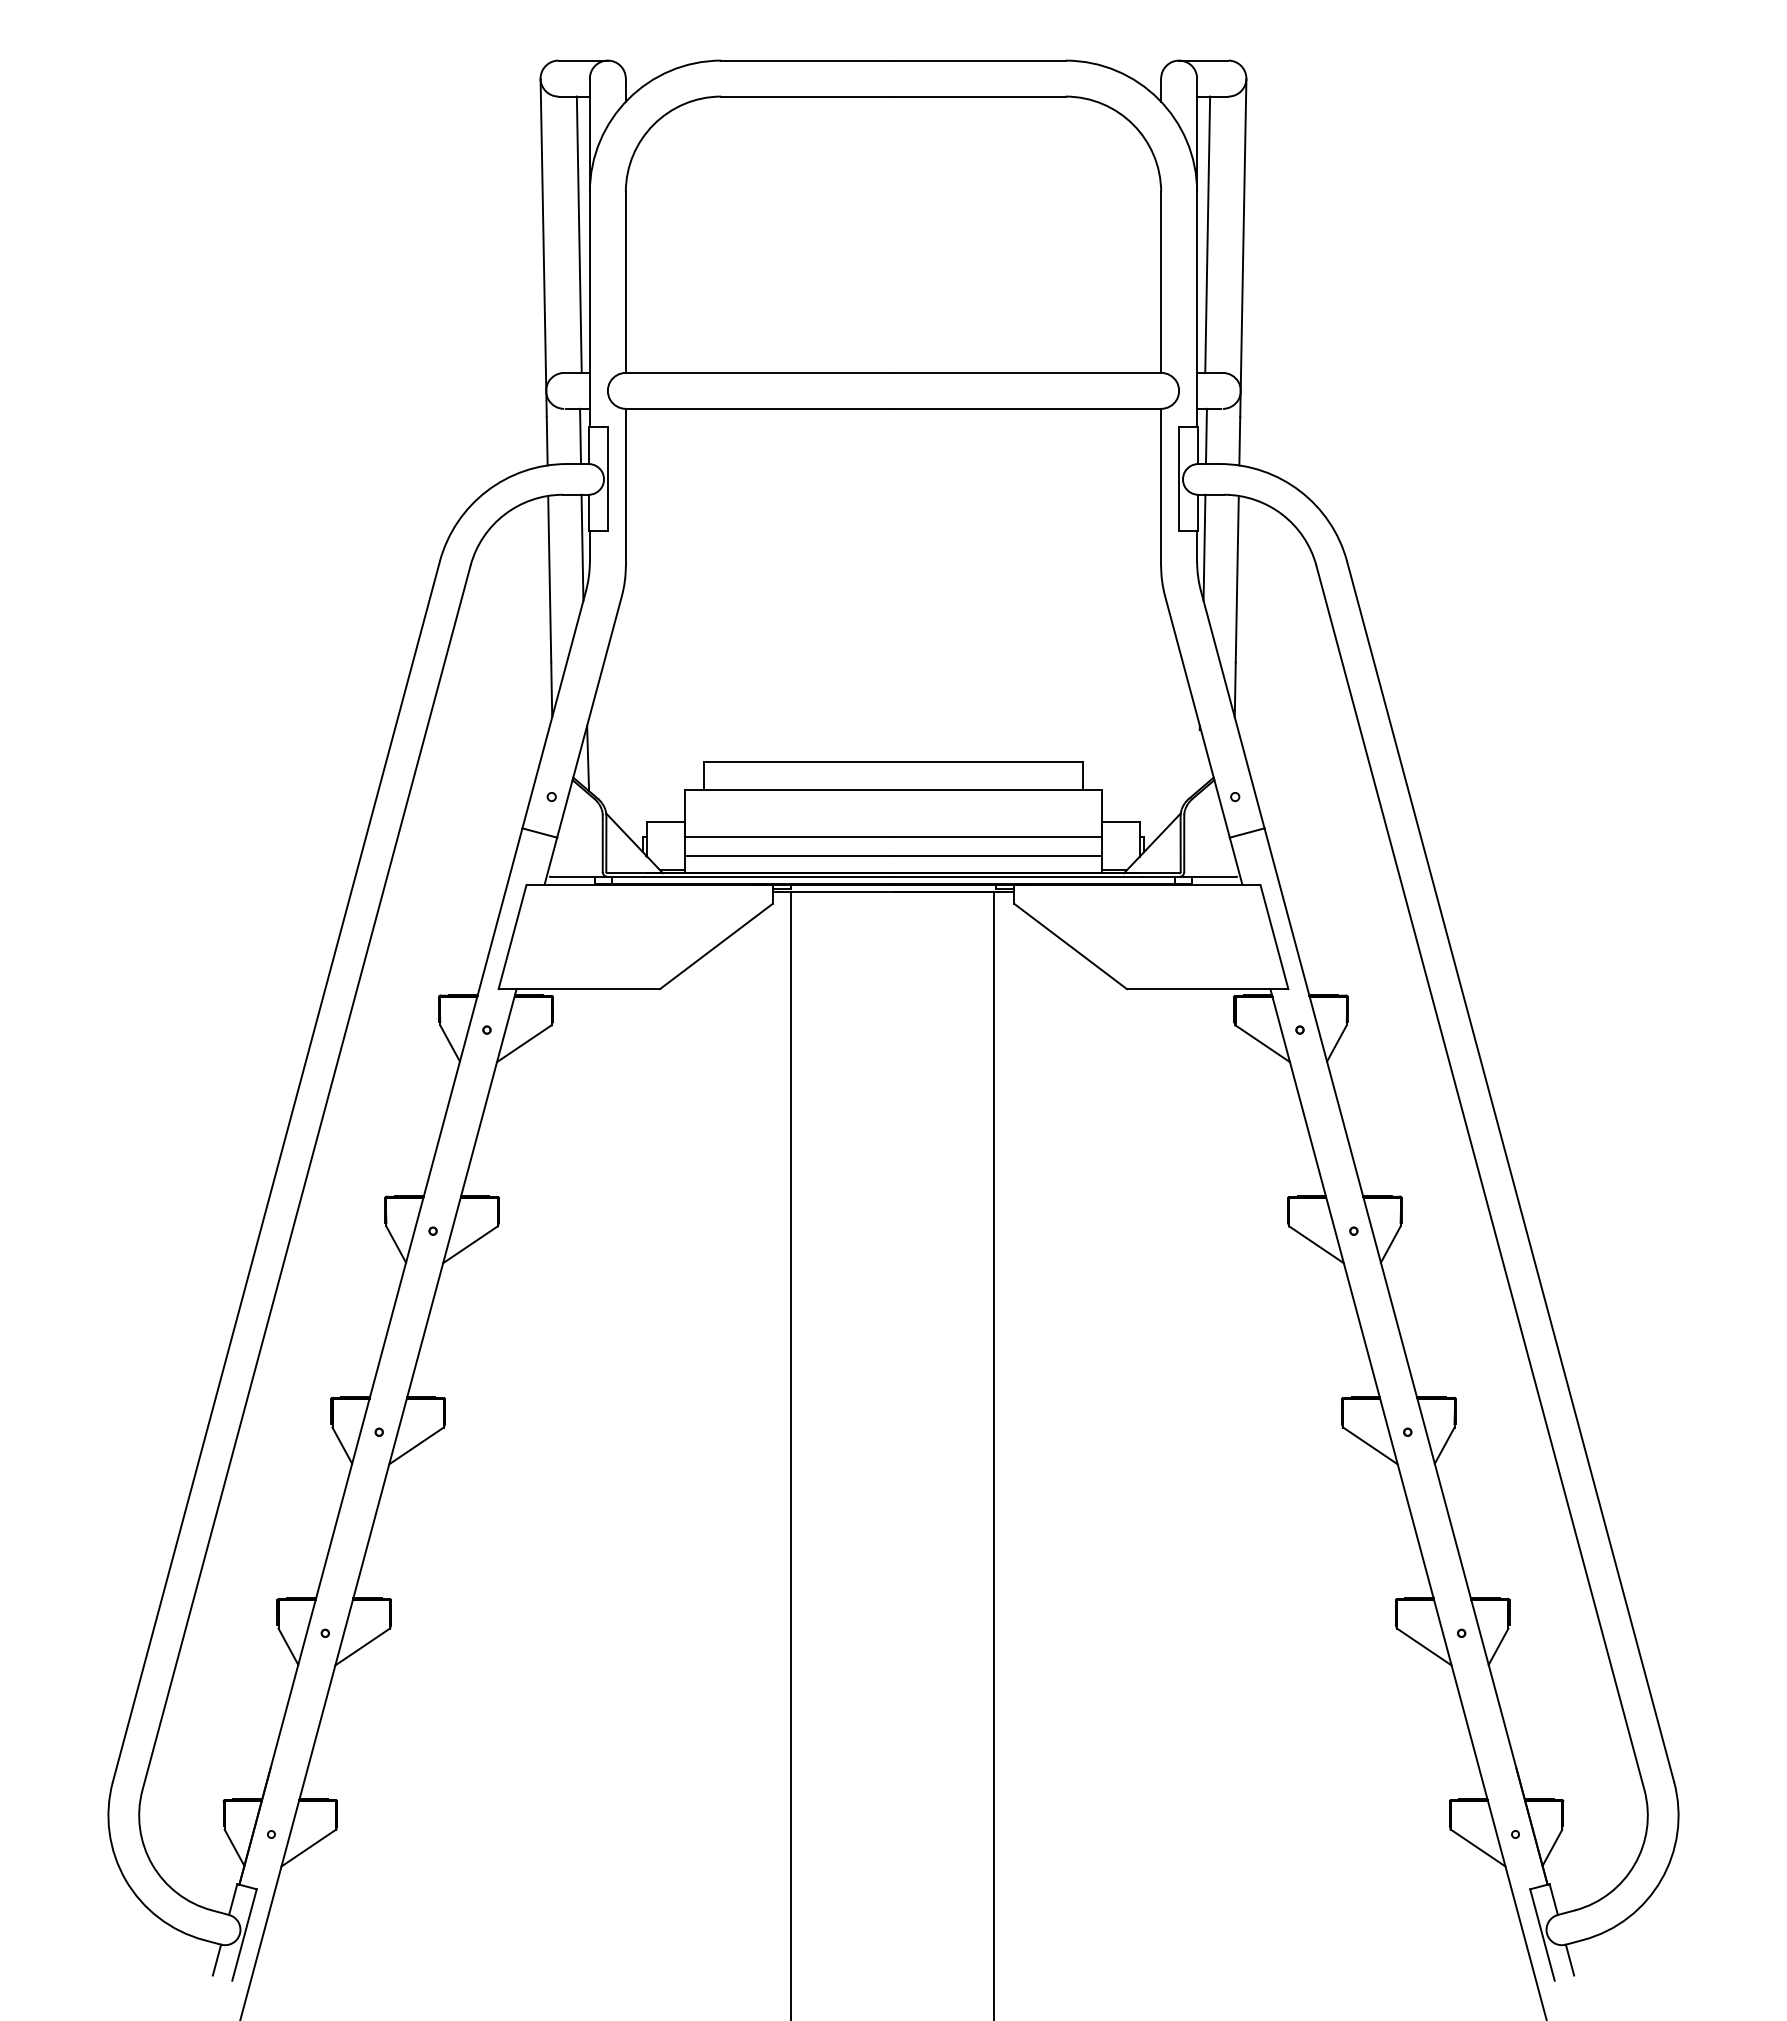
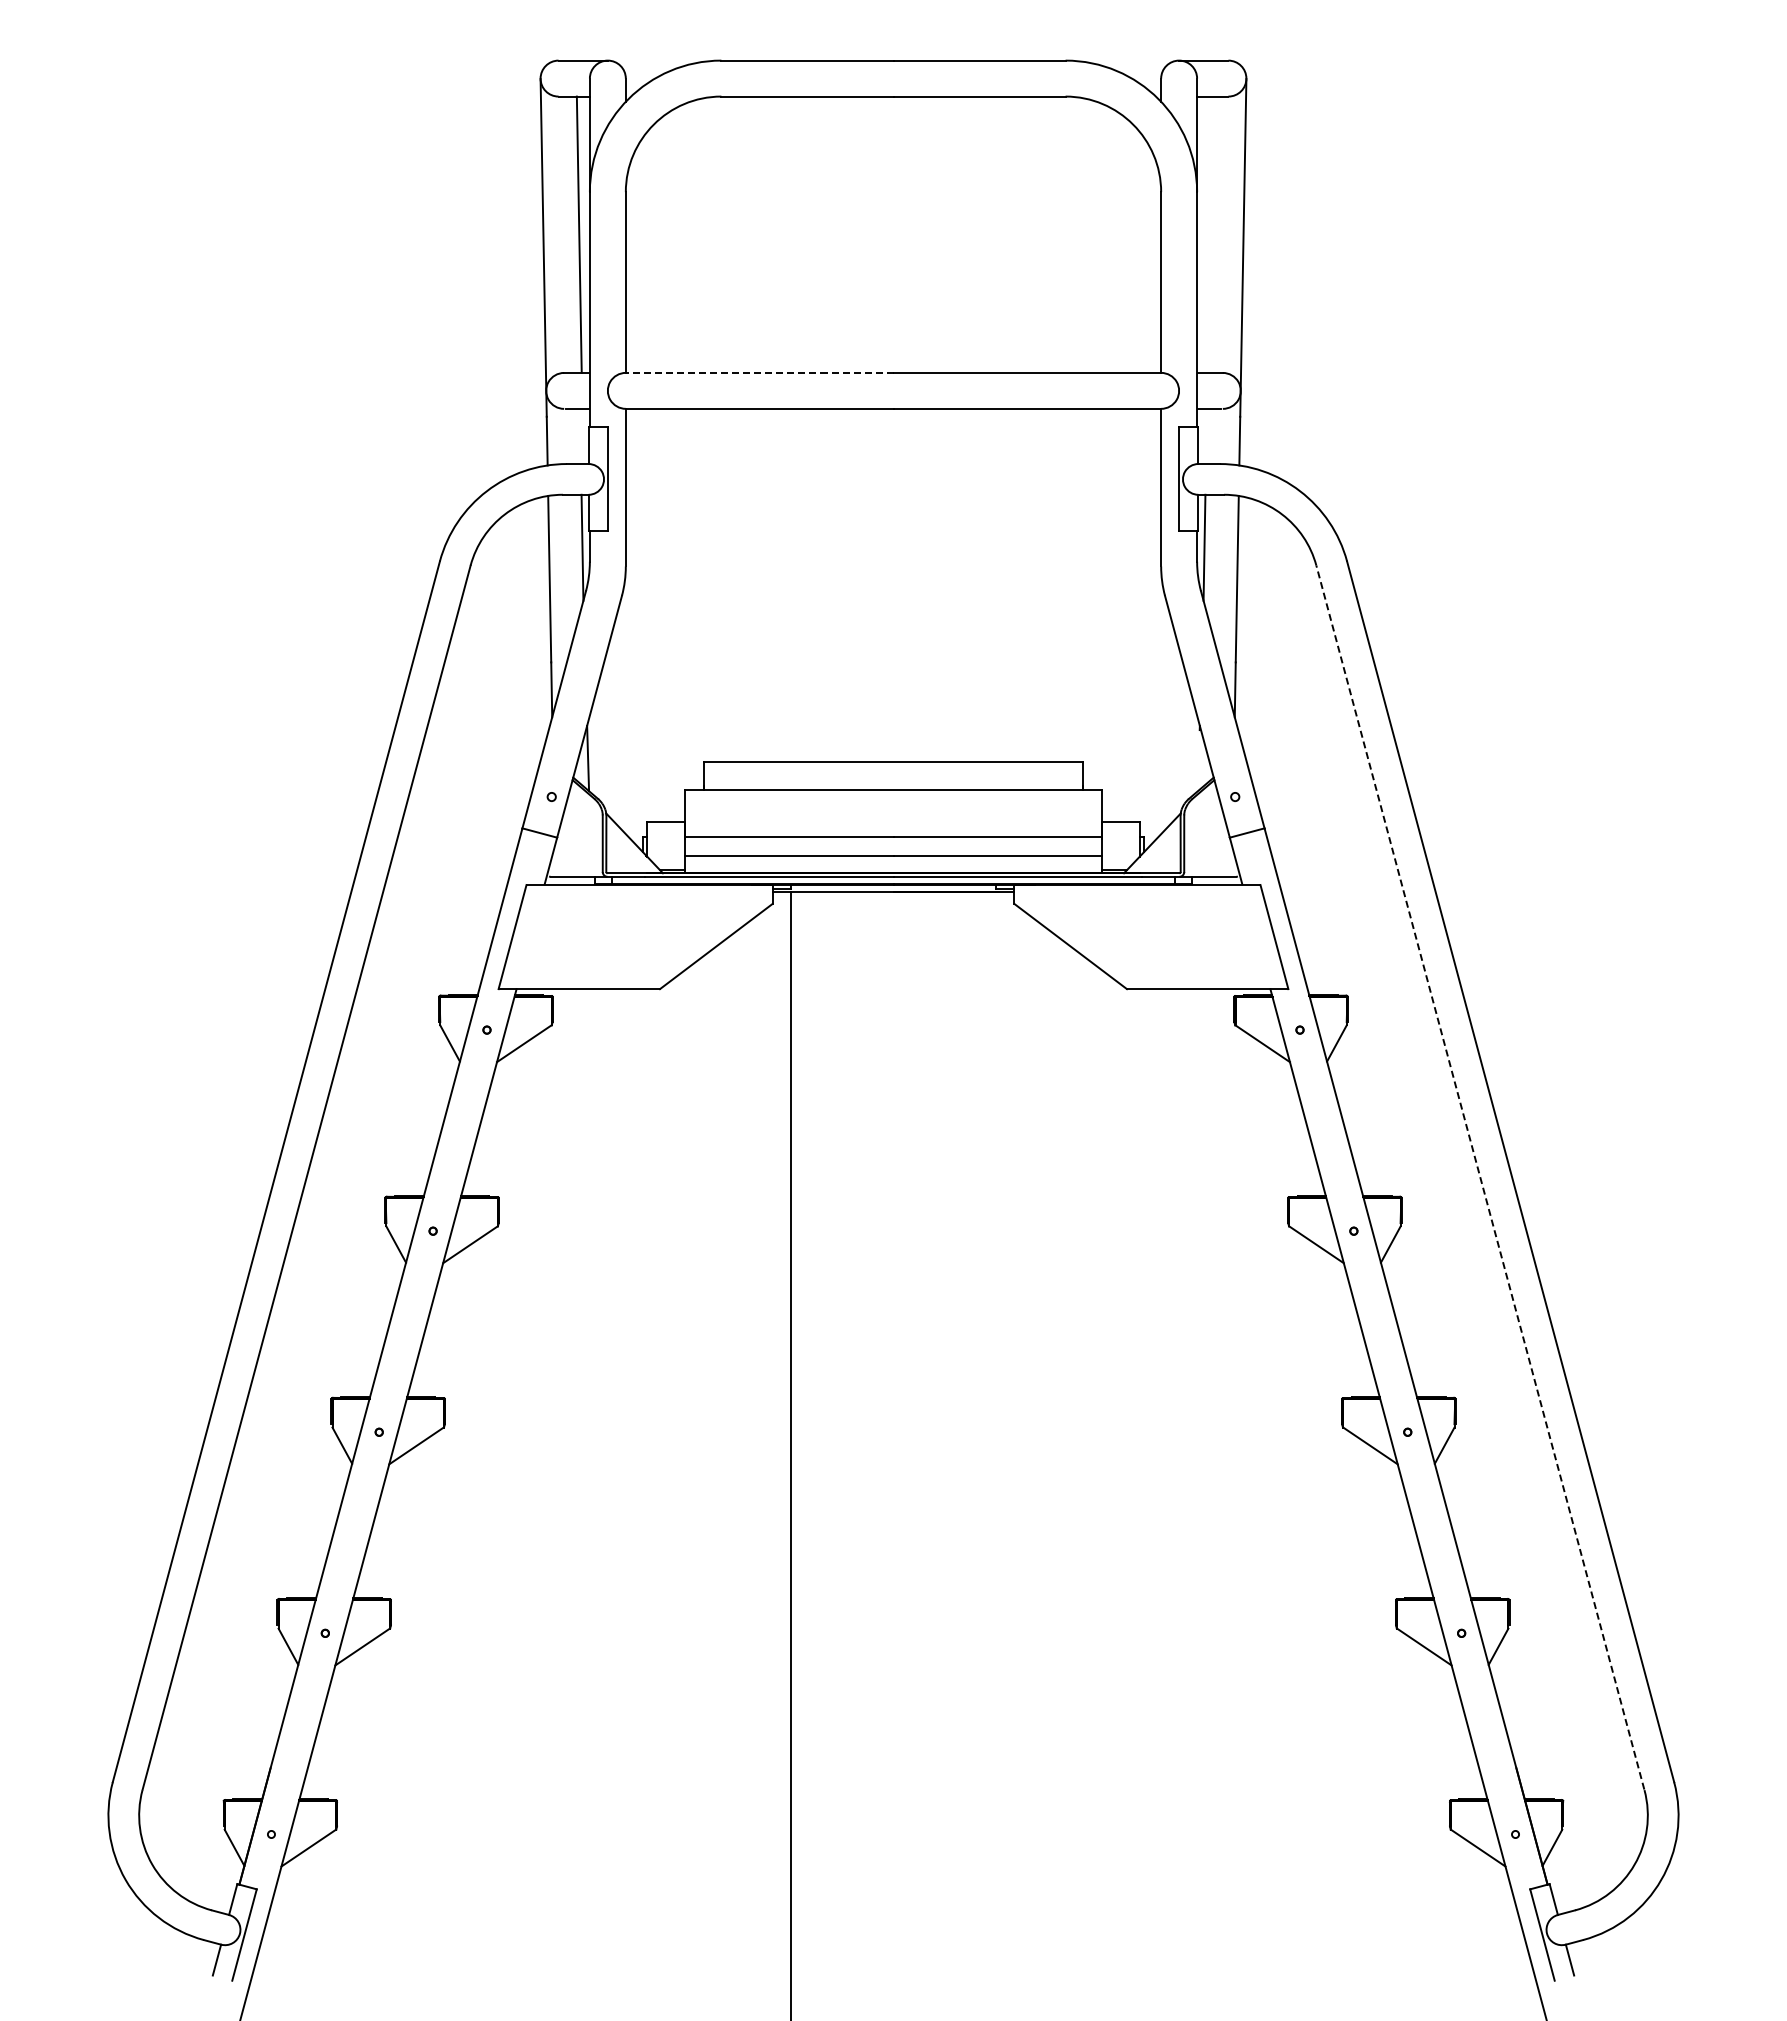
line: present -> none (1207, 234)
line: solid -> dashed (759, 372)
line: present -> none (580, 436)
line: present -> none (1205, 436)
line: solid -> dashed (1480, 1177)
line: present -> none (994, 1454)
